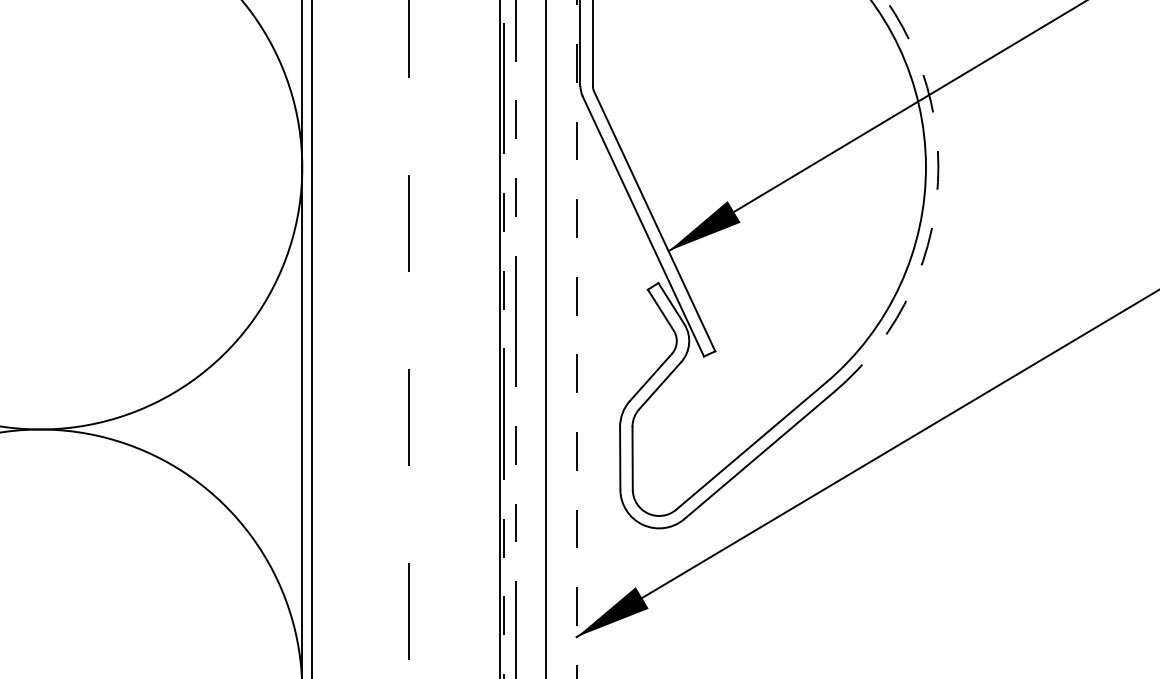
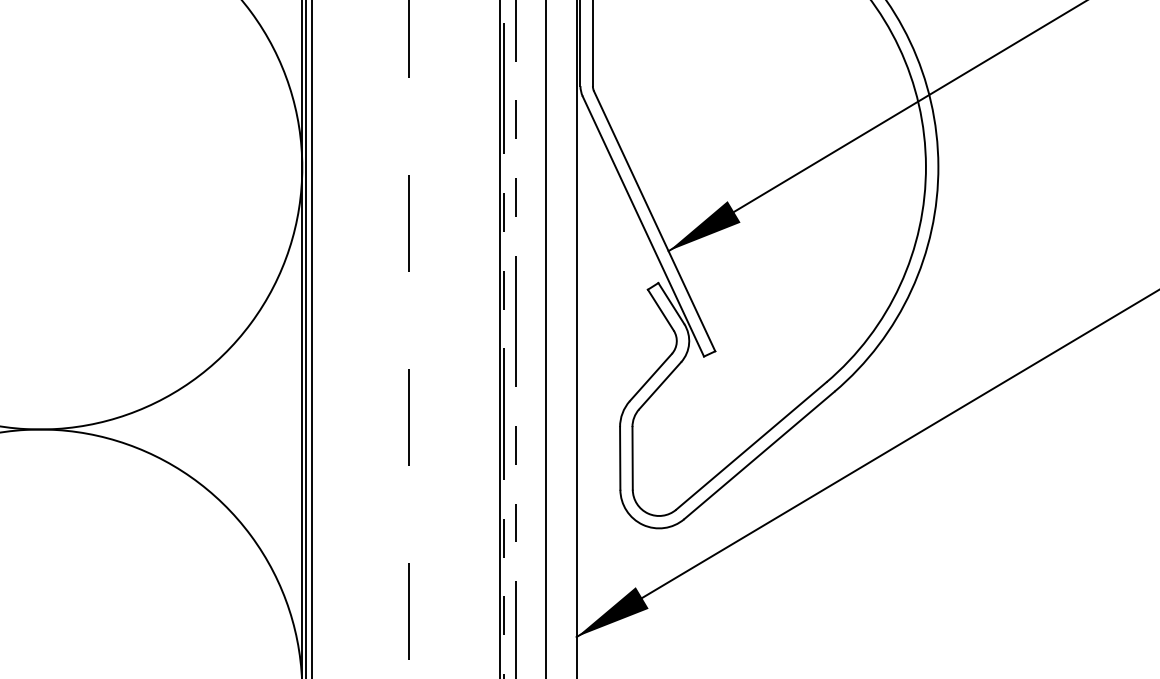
arc: dashed -> solid (935, 204)
line: none -> present (306, 338)
line: dashed -> solid (576, 339)
